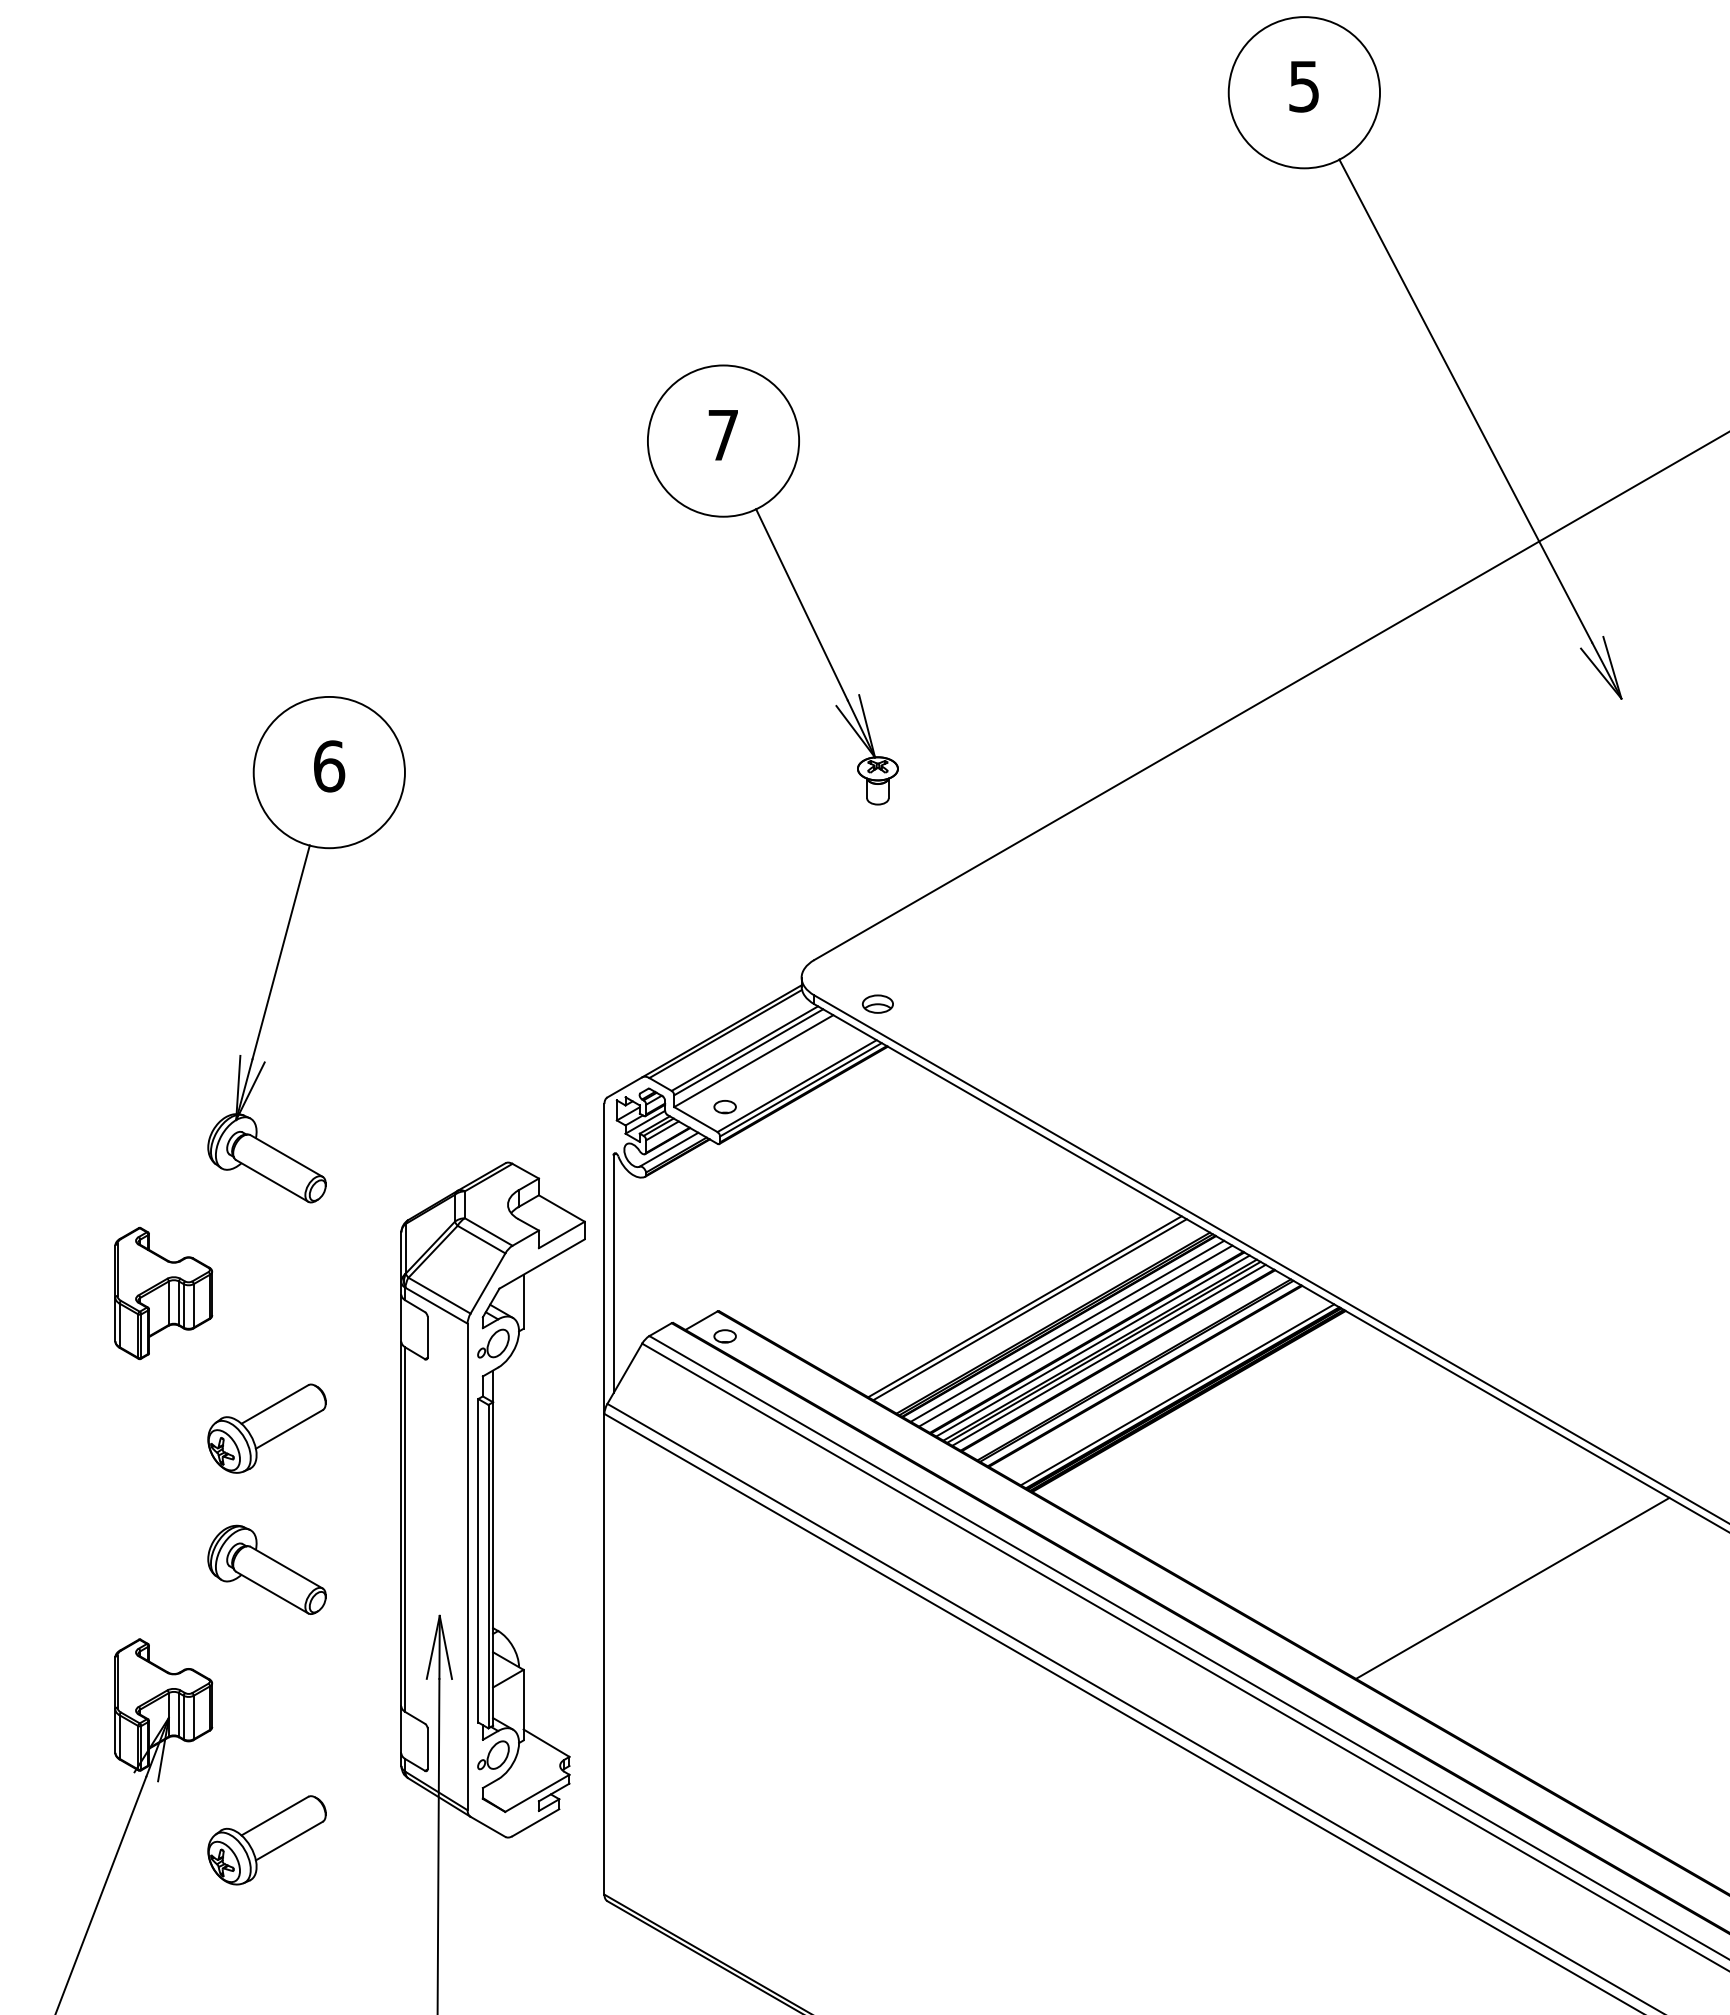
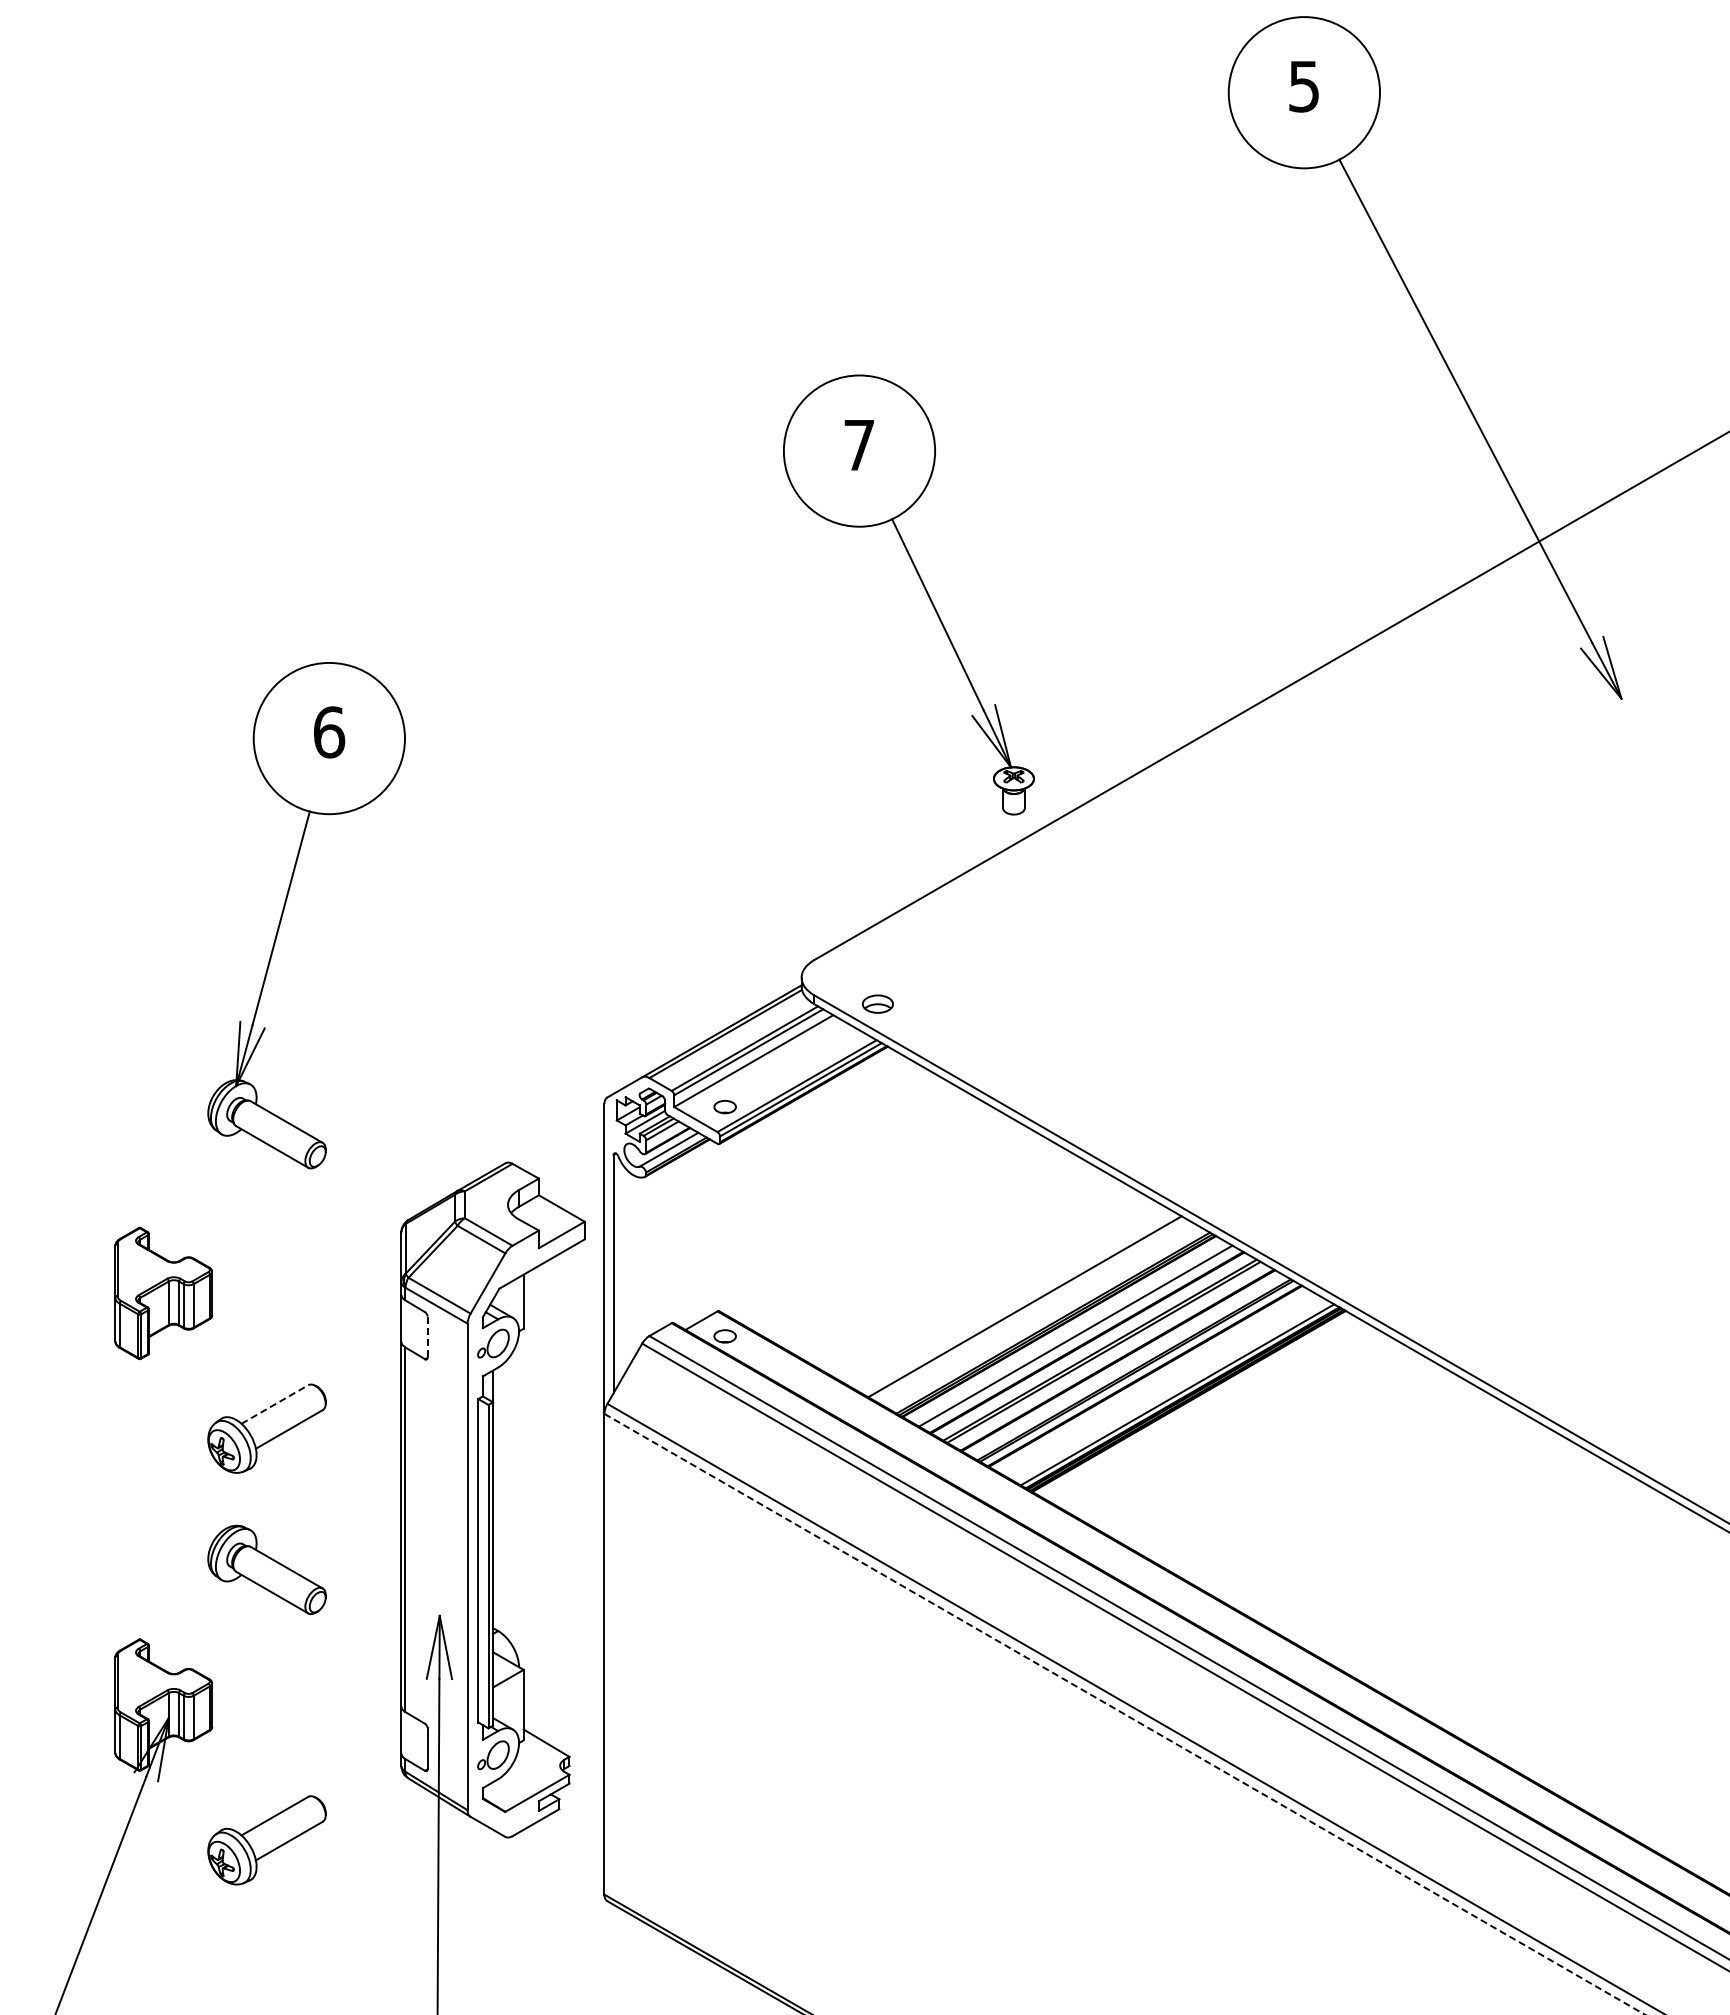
part position: (787, 577) -> (923, 587) (923, 587)
part position: (284, 944) -> (284, 910) (284, 910)
line: present -> none (1029, 1309)
line: present -> none (1067, 1330)
line: solid -> dashed (427, 1337)
line: present -> none (1092, 1345)
line: present -> none (1108, 1354)
line: solid -> dashed (274, 1404)
line: present -> none (1512, 1587)
line: solid -> dashed (1124, 1714)
